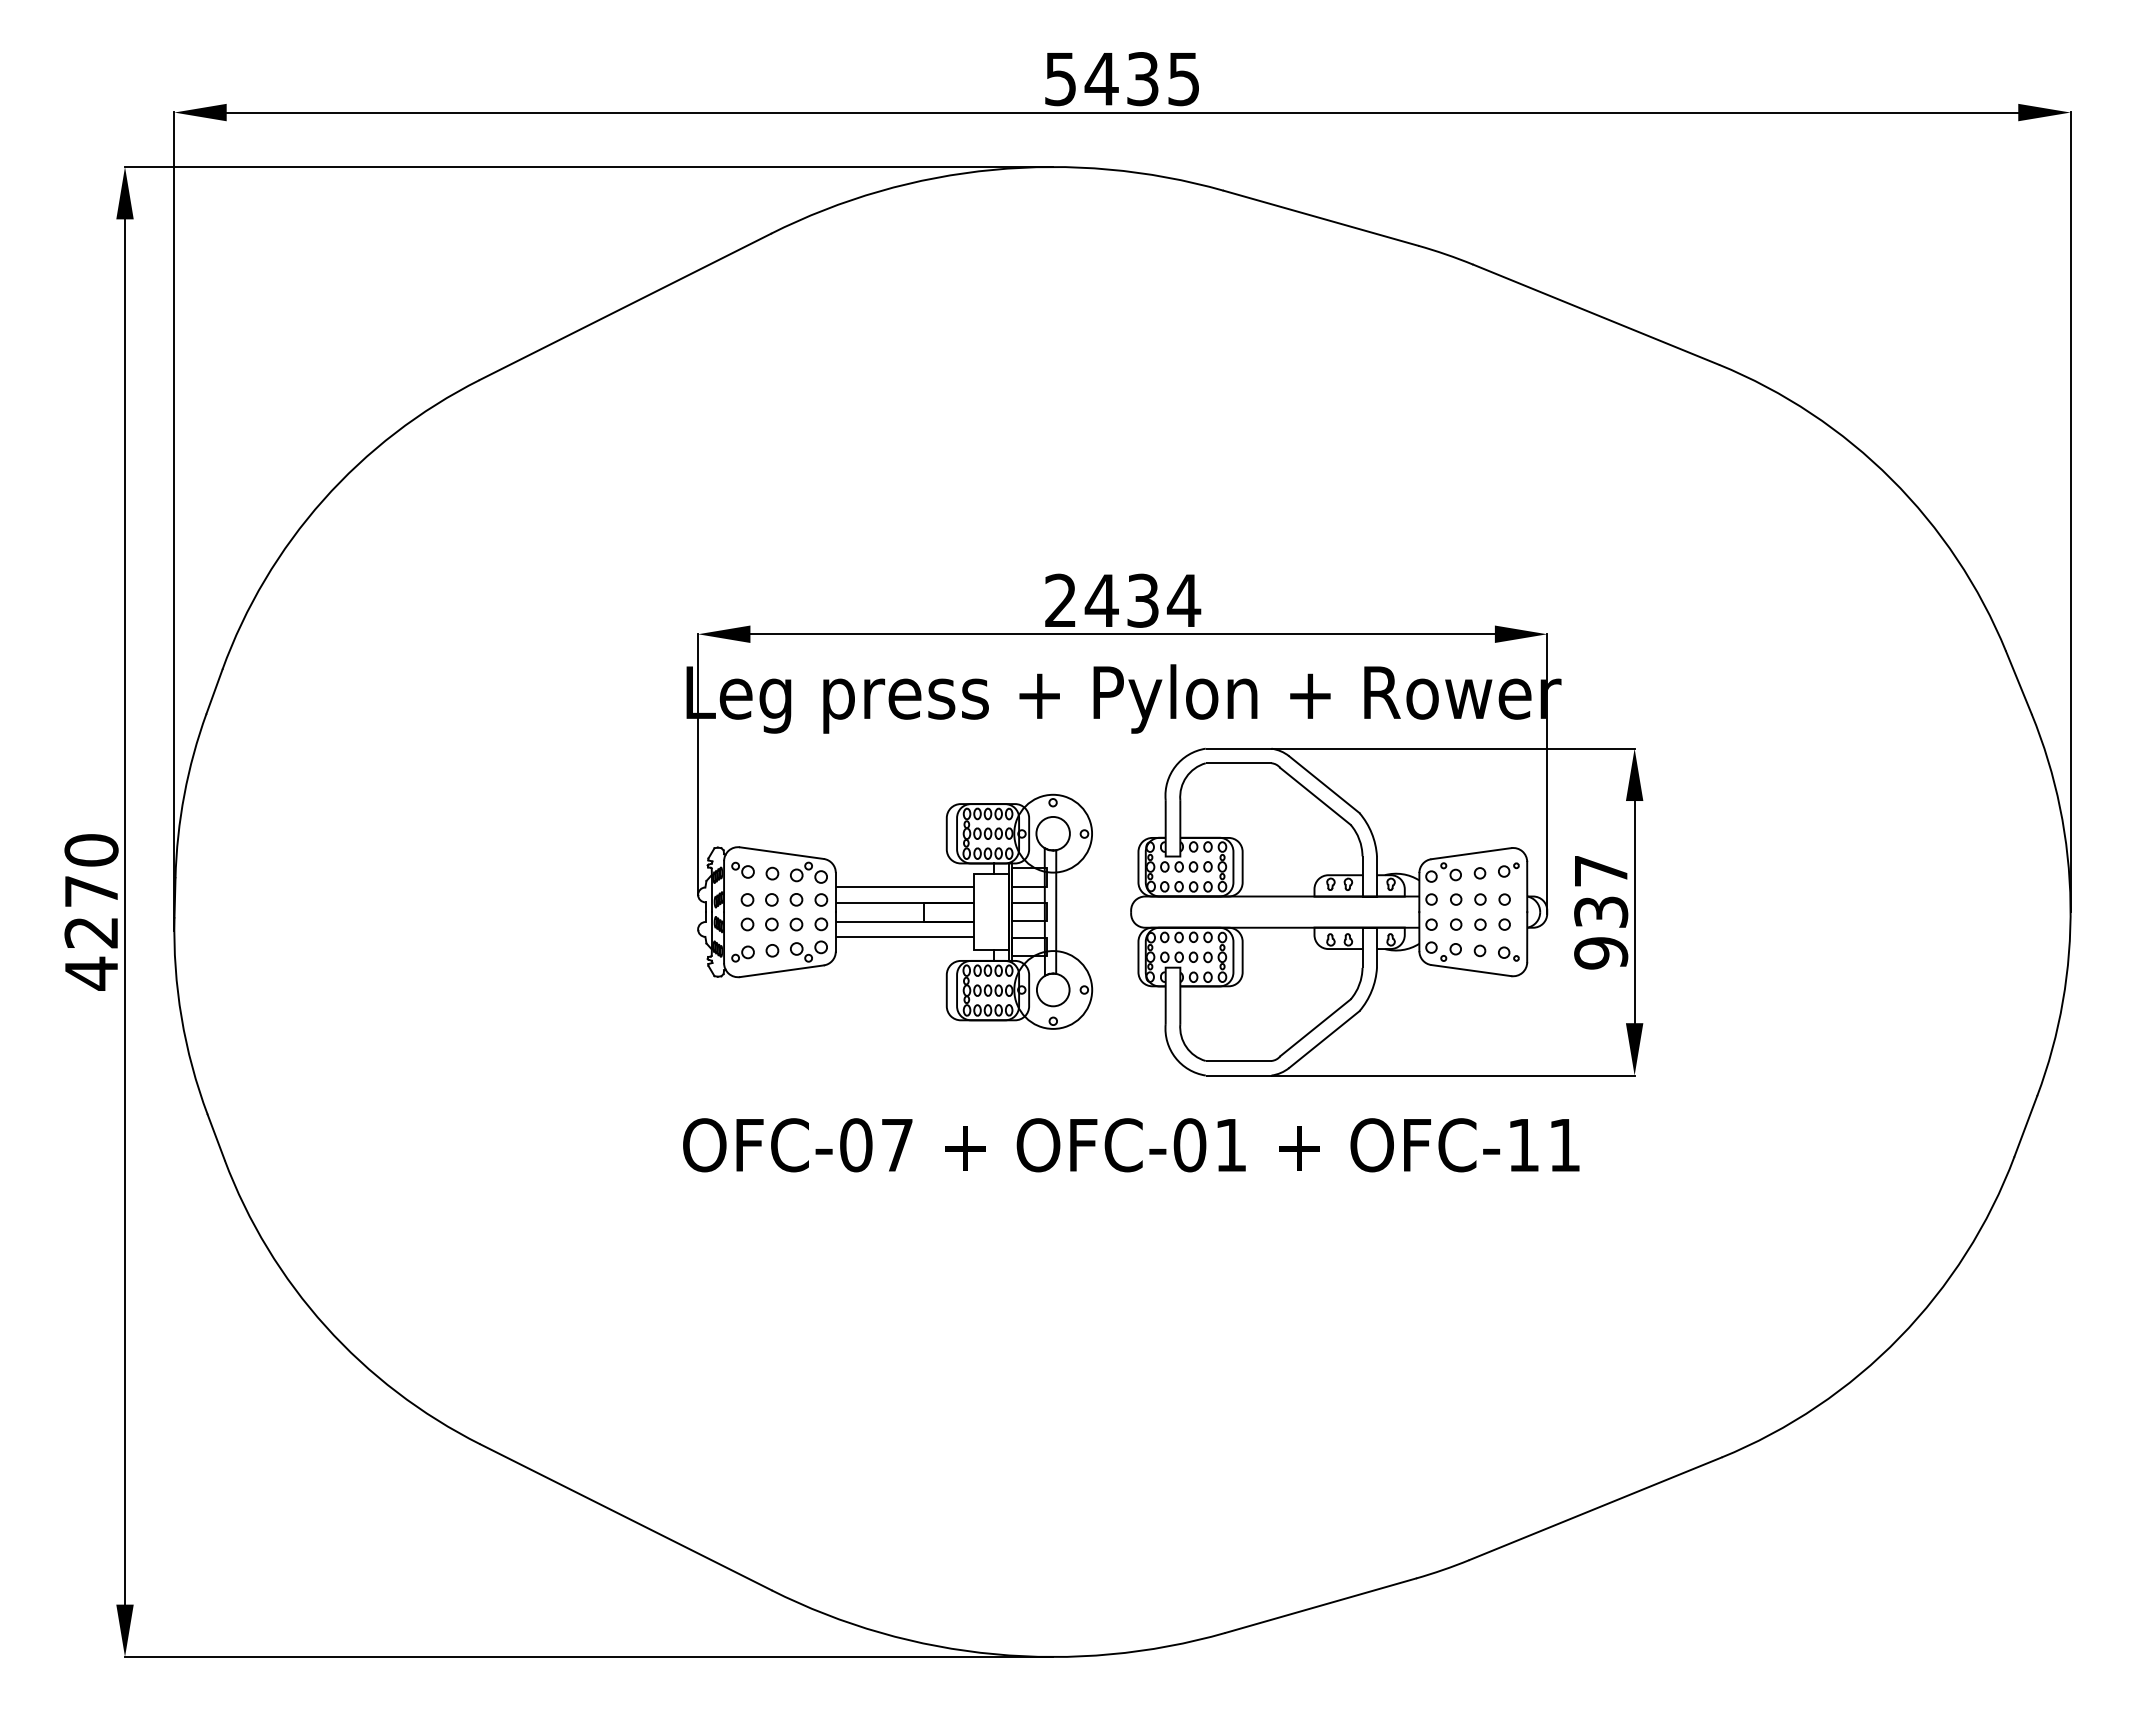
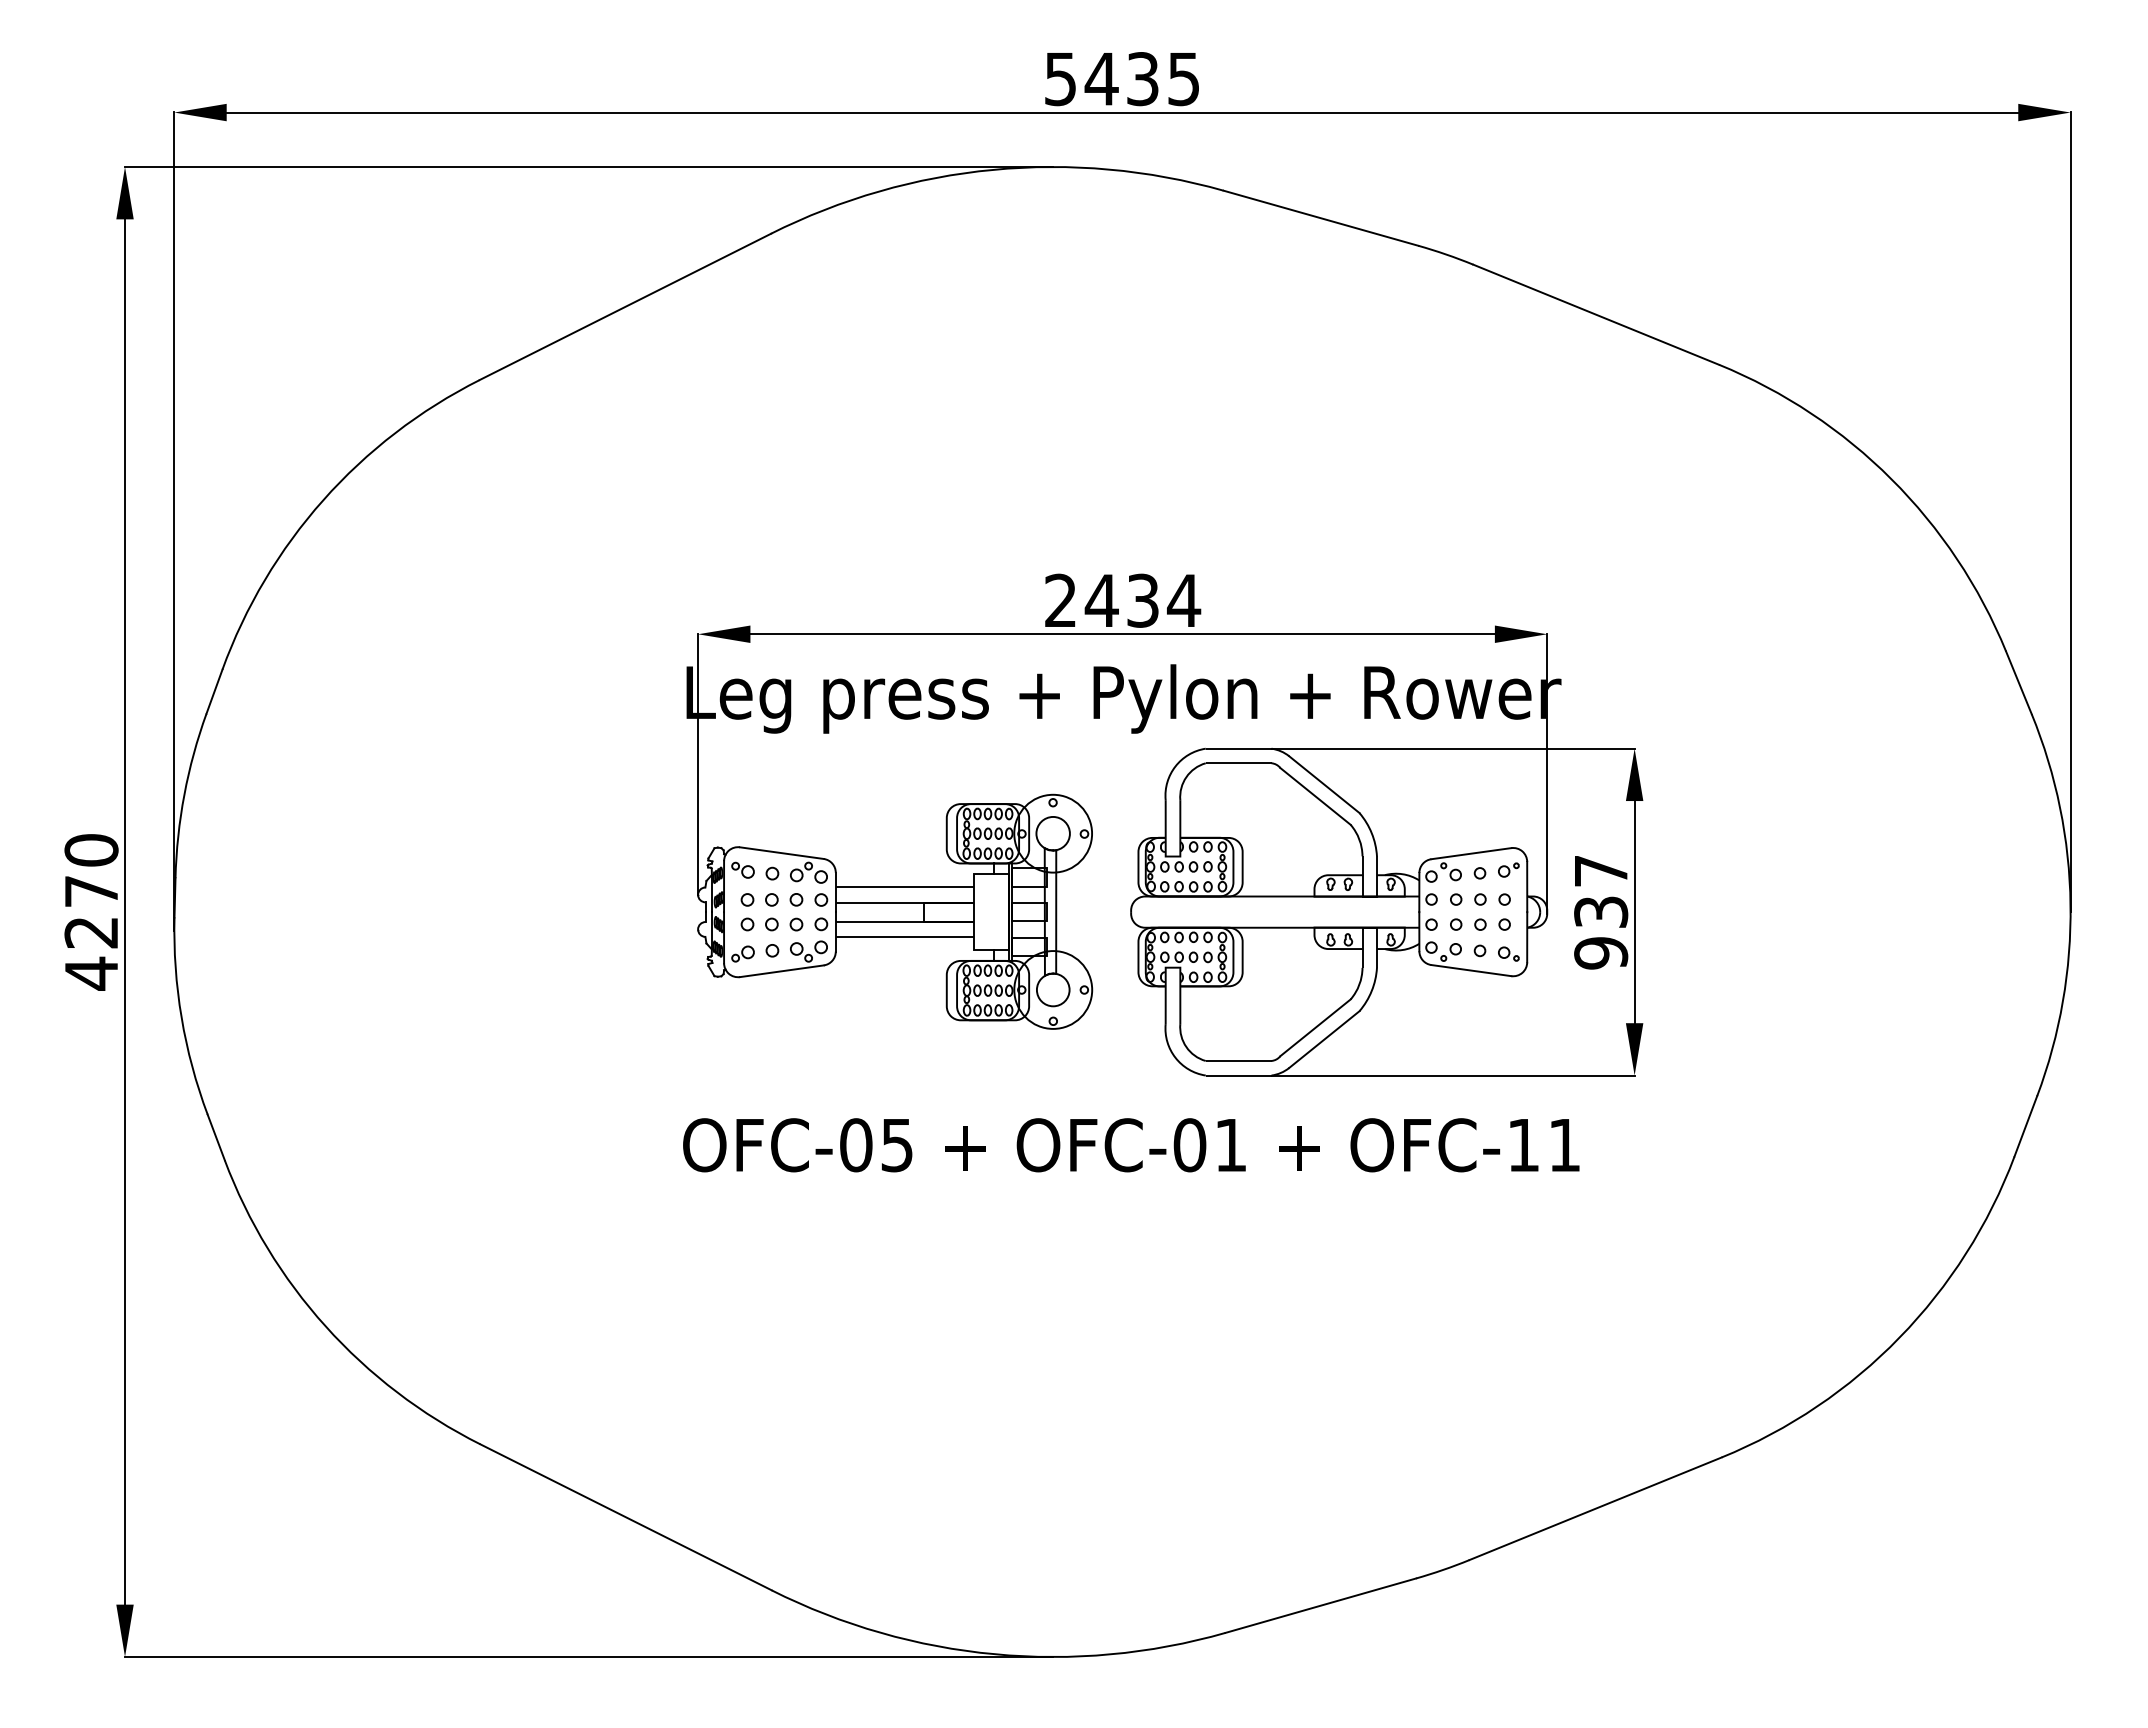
text: OFC-07 -> OFC-05 (896, 1145)
